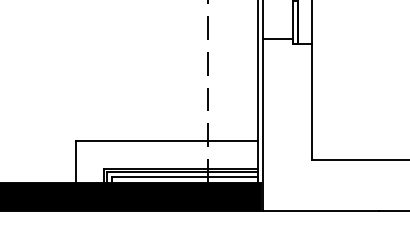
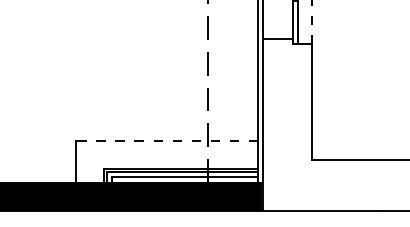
line: solid -> dashed (311, 22)
line: solid -> dashed (166, 141)
